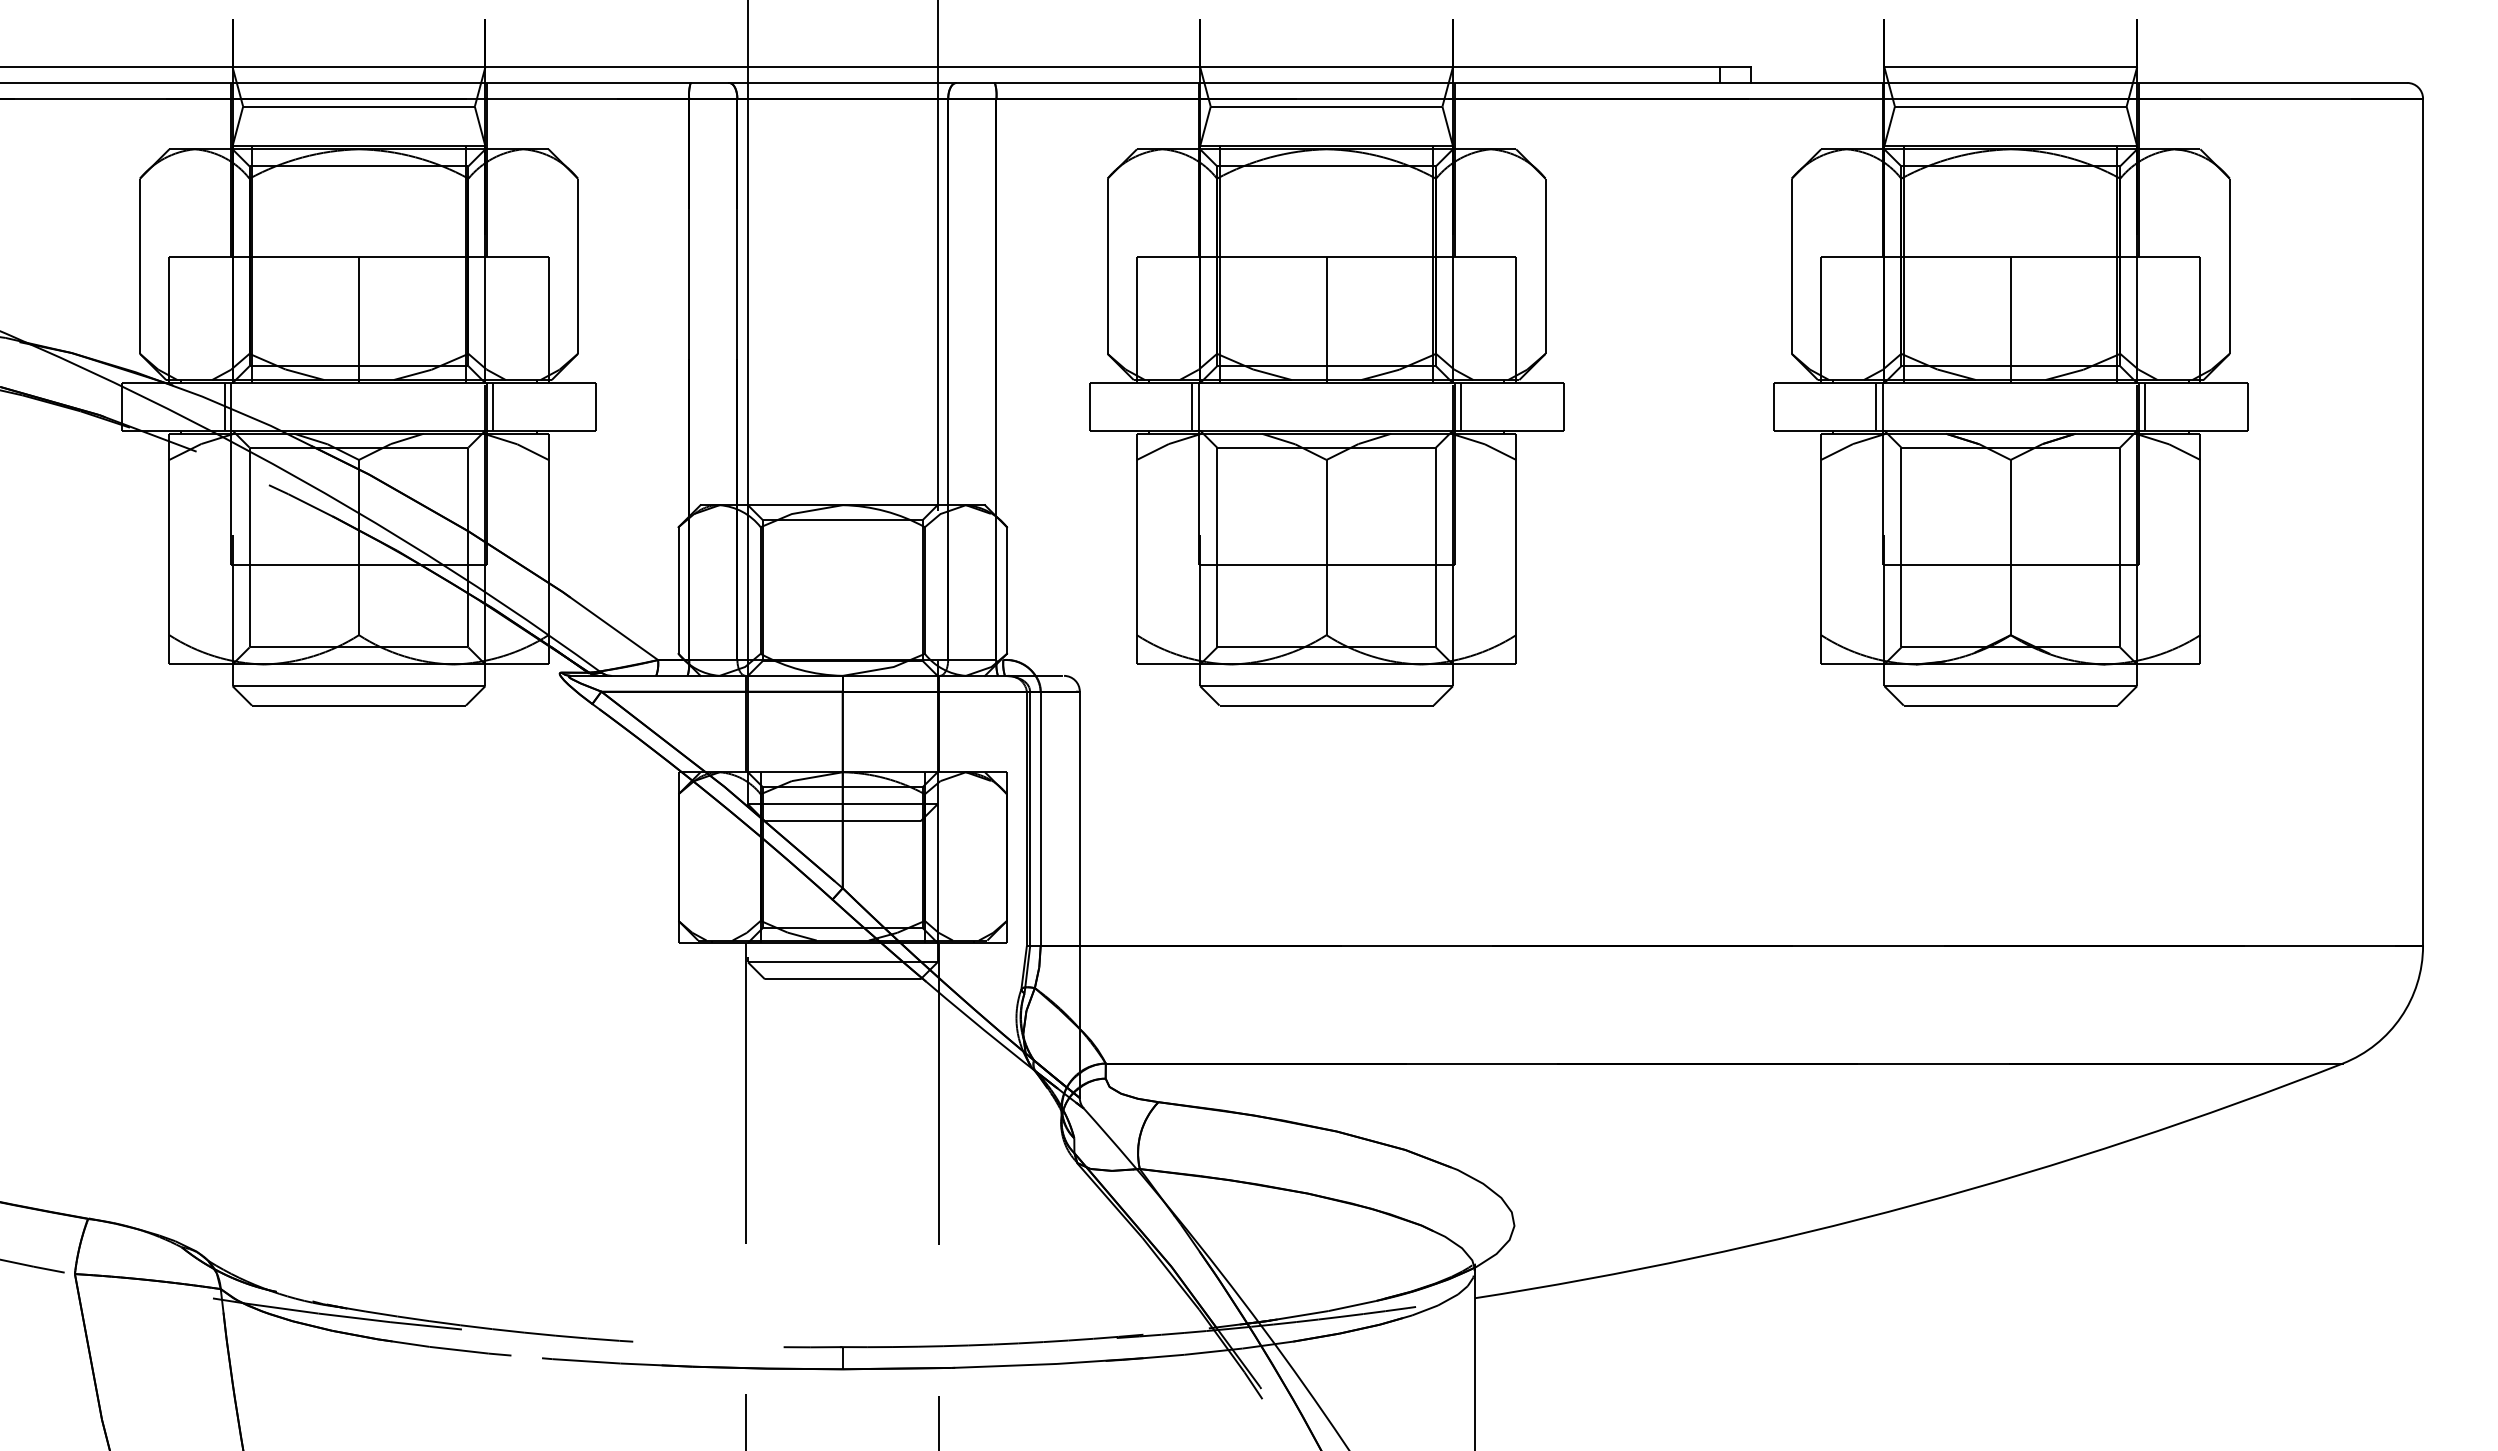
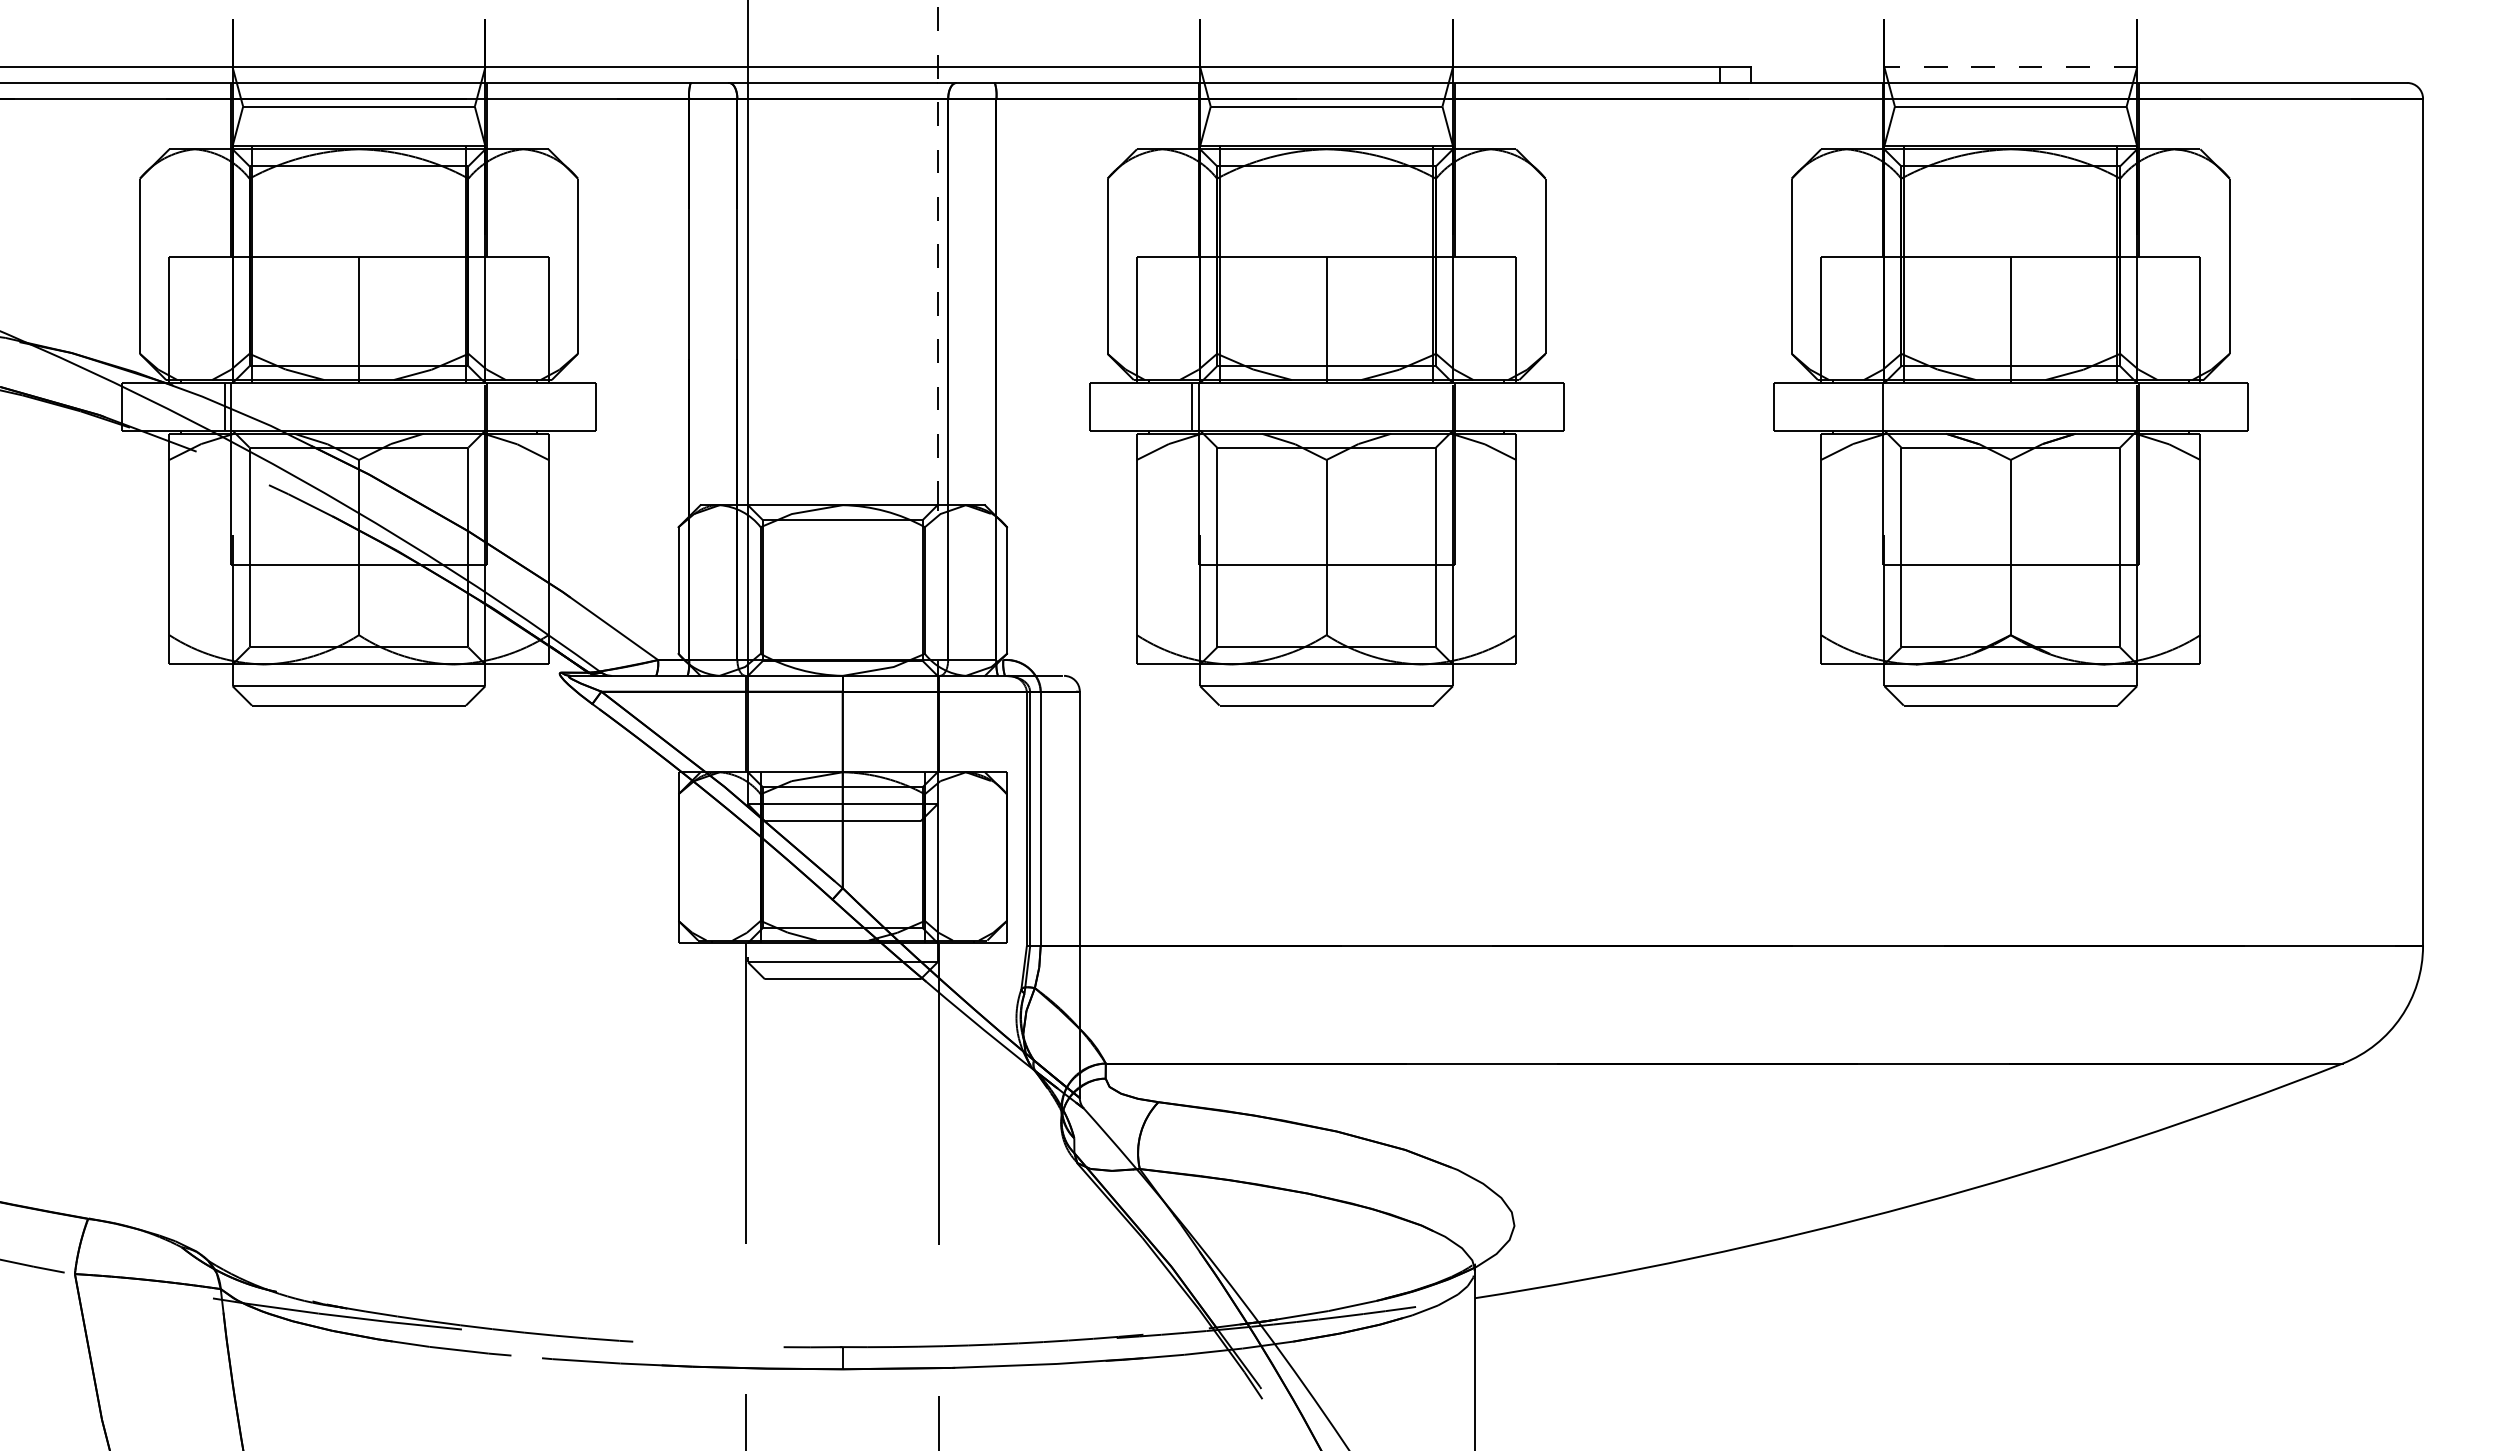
line: solid -> dashed (2010, 67)
line: solid -> dashed (937, 252)
line: present -> none (493, 406)
line: present -> none (1460, 406)
line: present -> none (1876, 406)
line: present -> none (2145, 406)
